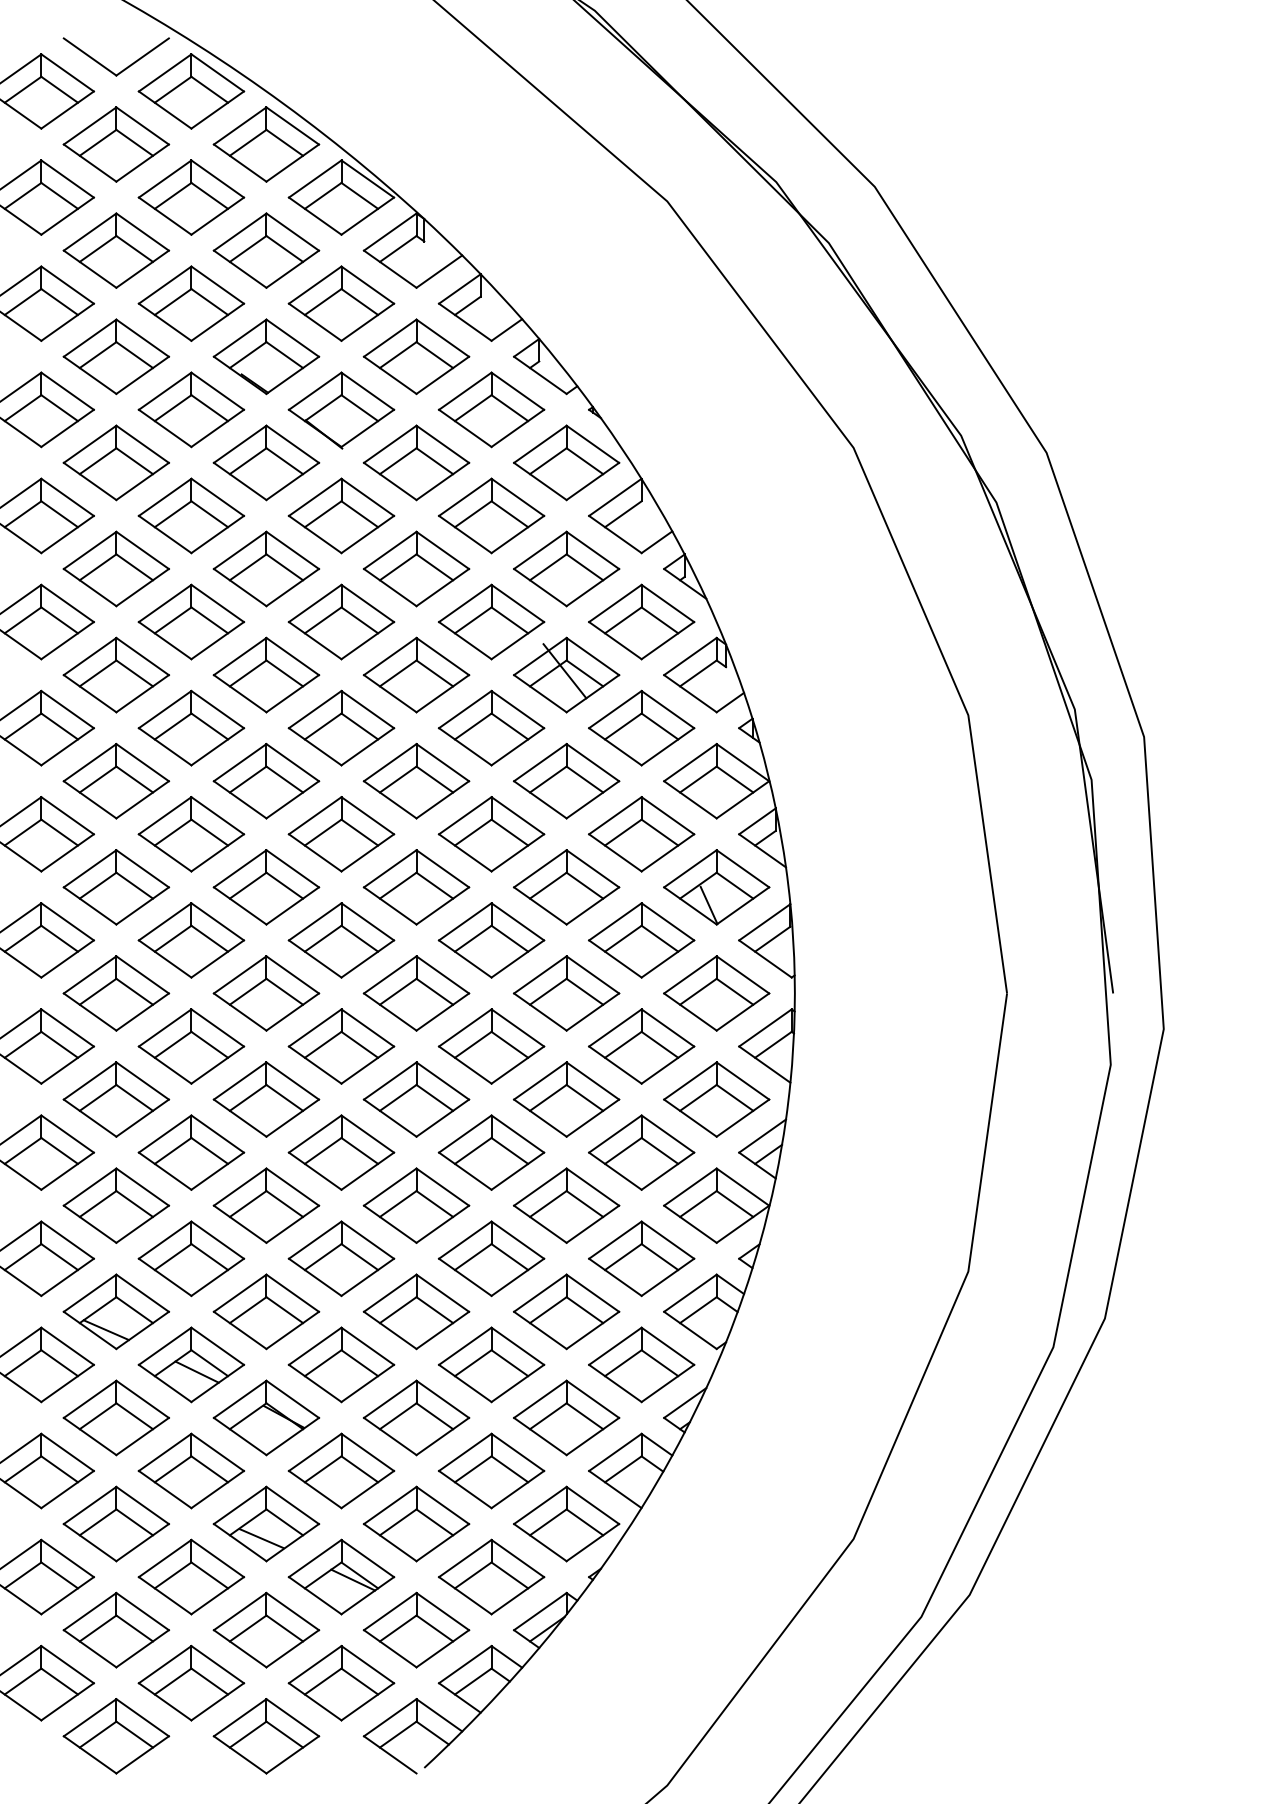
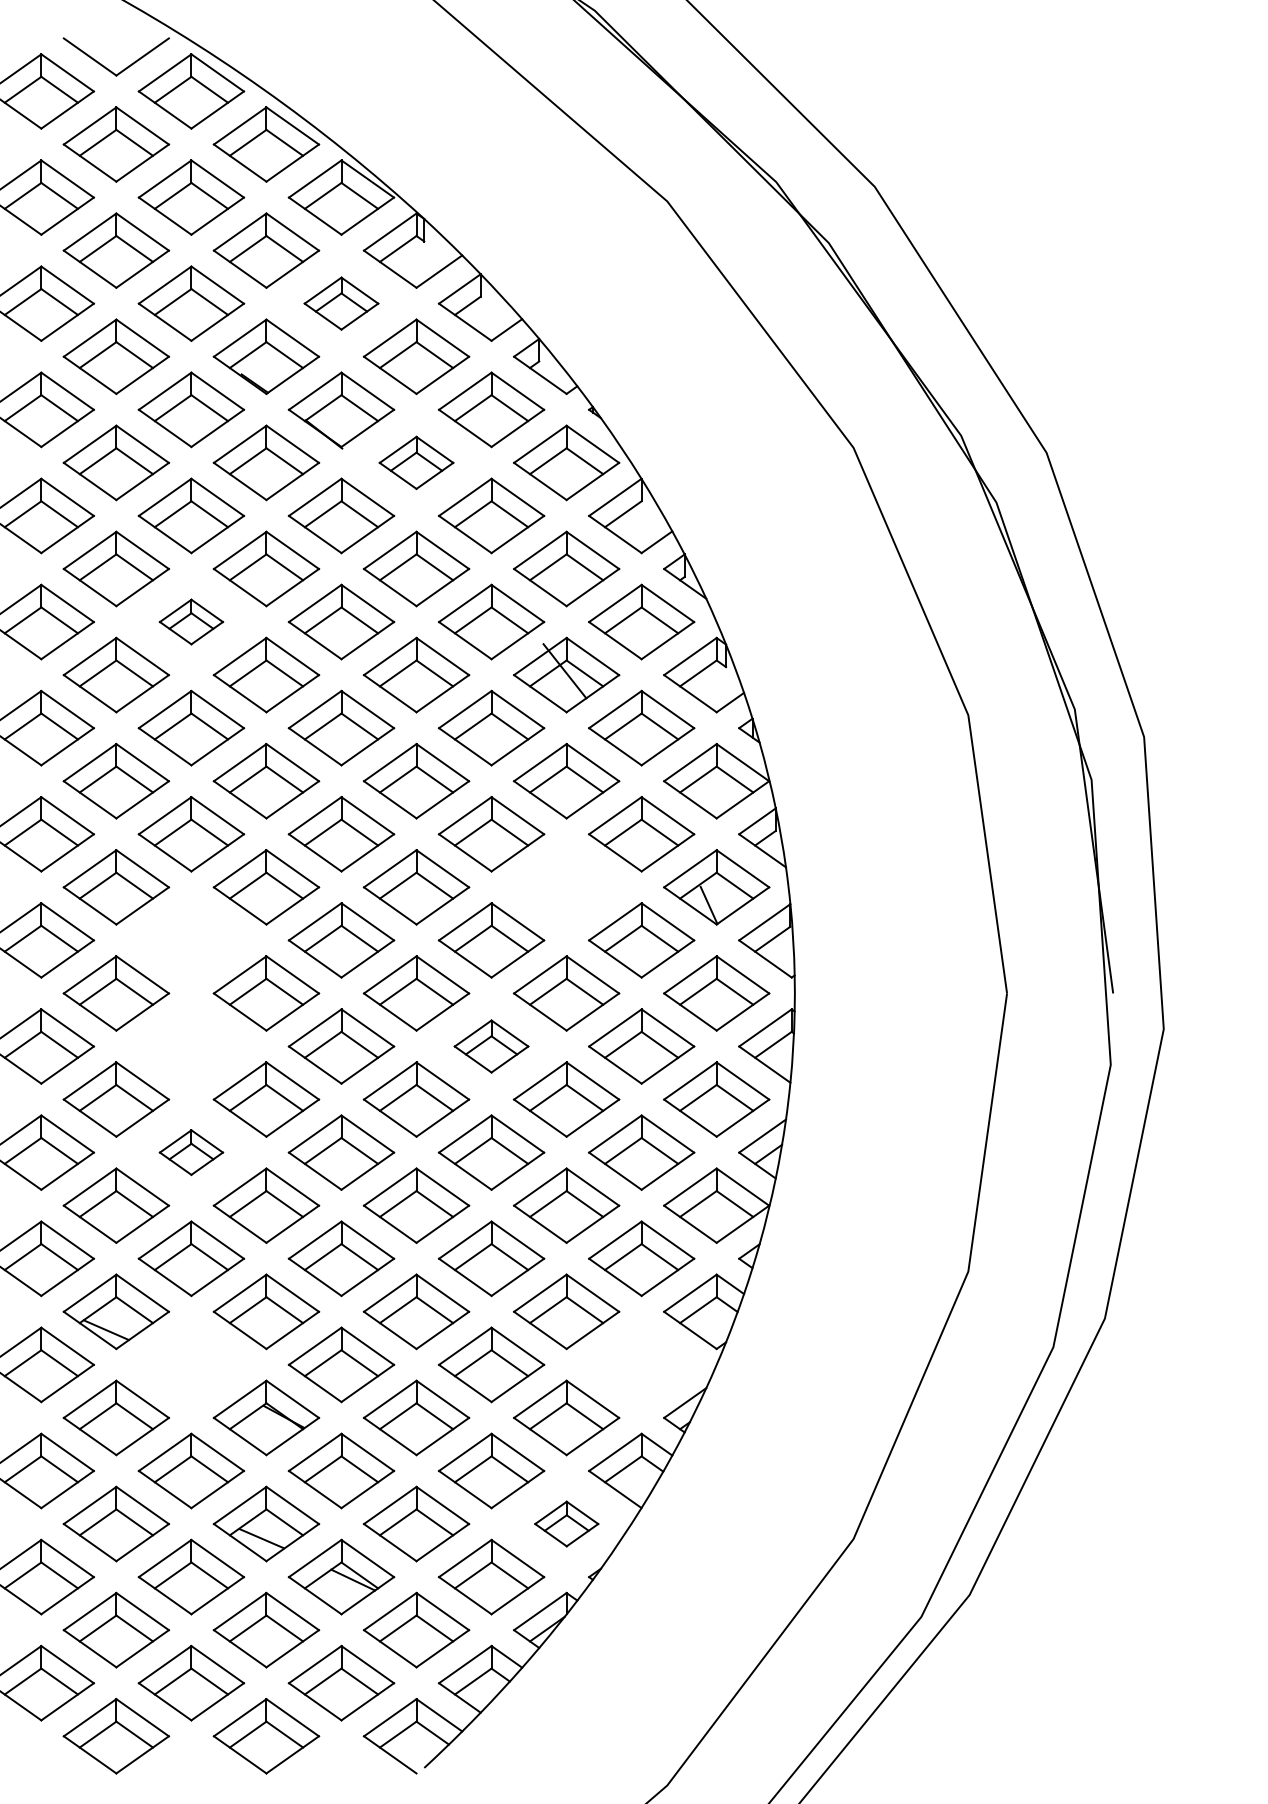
part size: 109x77 px -> 77x55 px (341, 303)
part size: 109x78 px -> 77x56 px (416, 462)
part size: 109x78 px -> 67x48 px (191, 621)
part: present -> none (566, 887)
part: present -> none (191, 940)
part: present -> none (191, 1046)
part size: 109x77 px -> 77x55 px (491, 1046)
part size: 109x77 px -> 67x47 px (191, 1152)
part: present -> none (191, 1364)
part: present -> none (641, 1364)
part size: 108x78 px -> 66x48 px (566, 1523)
